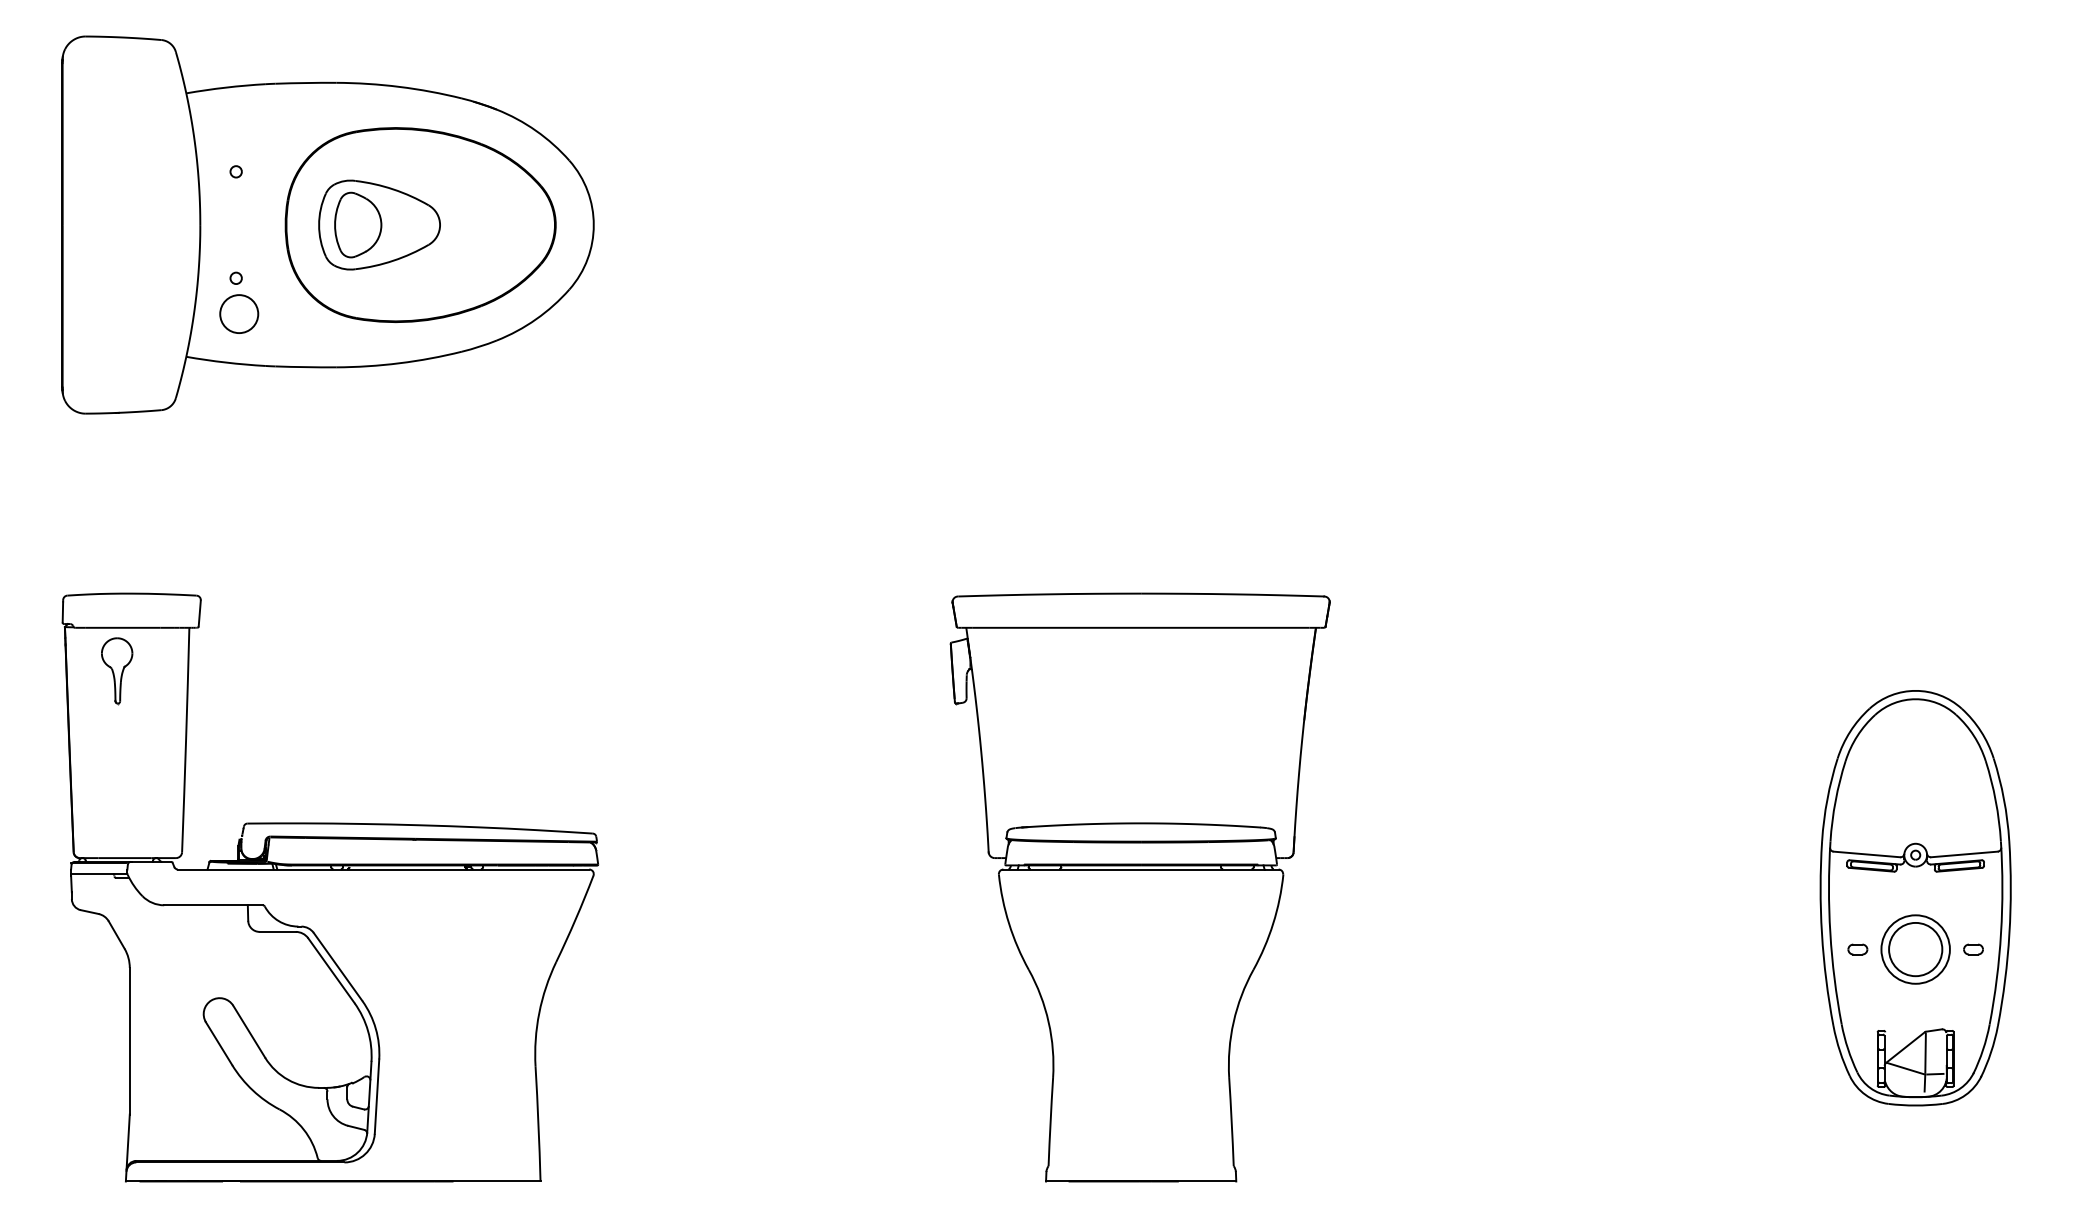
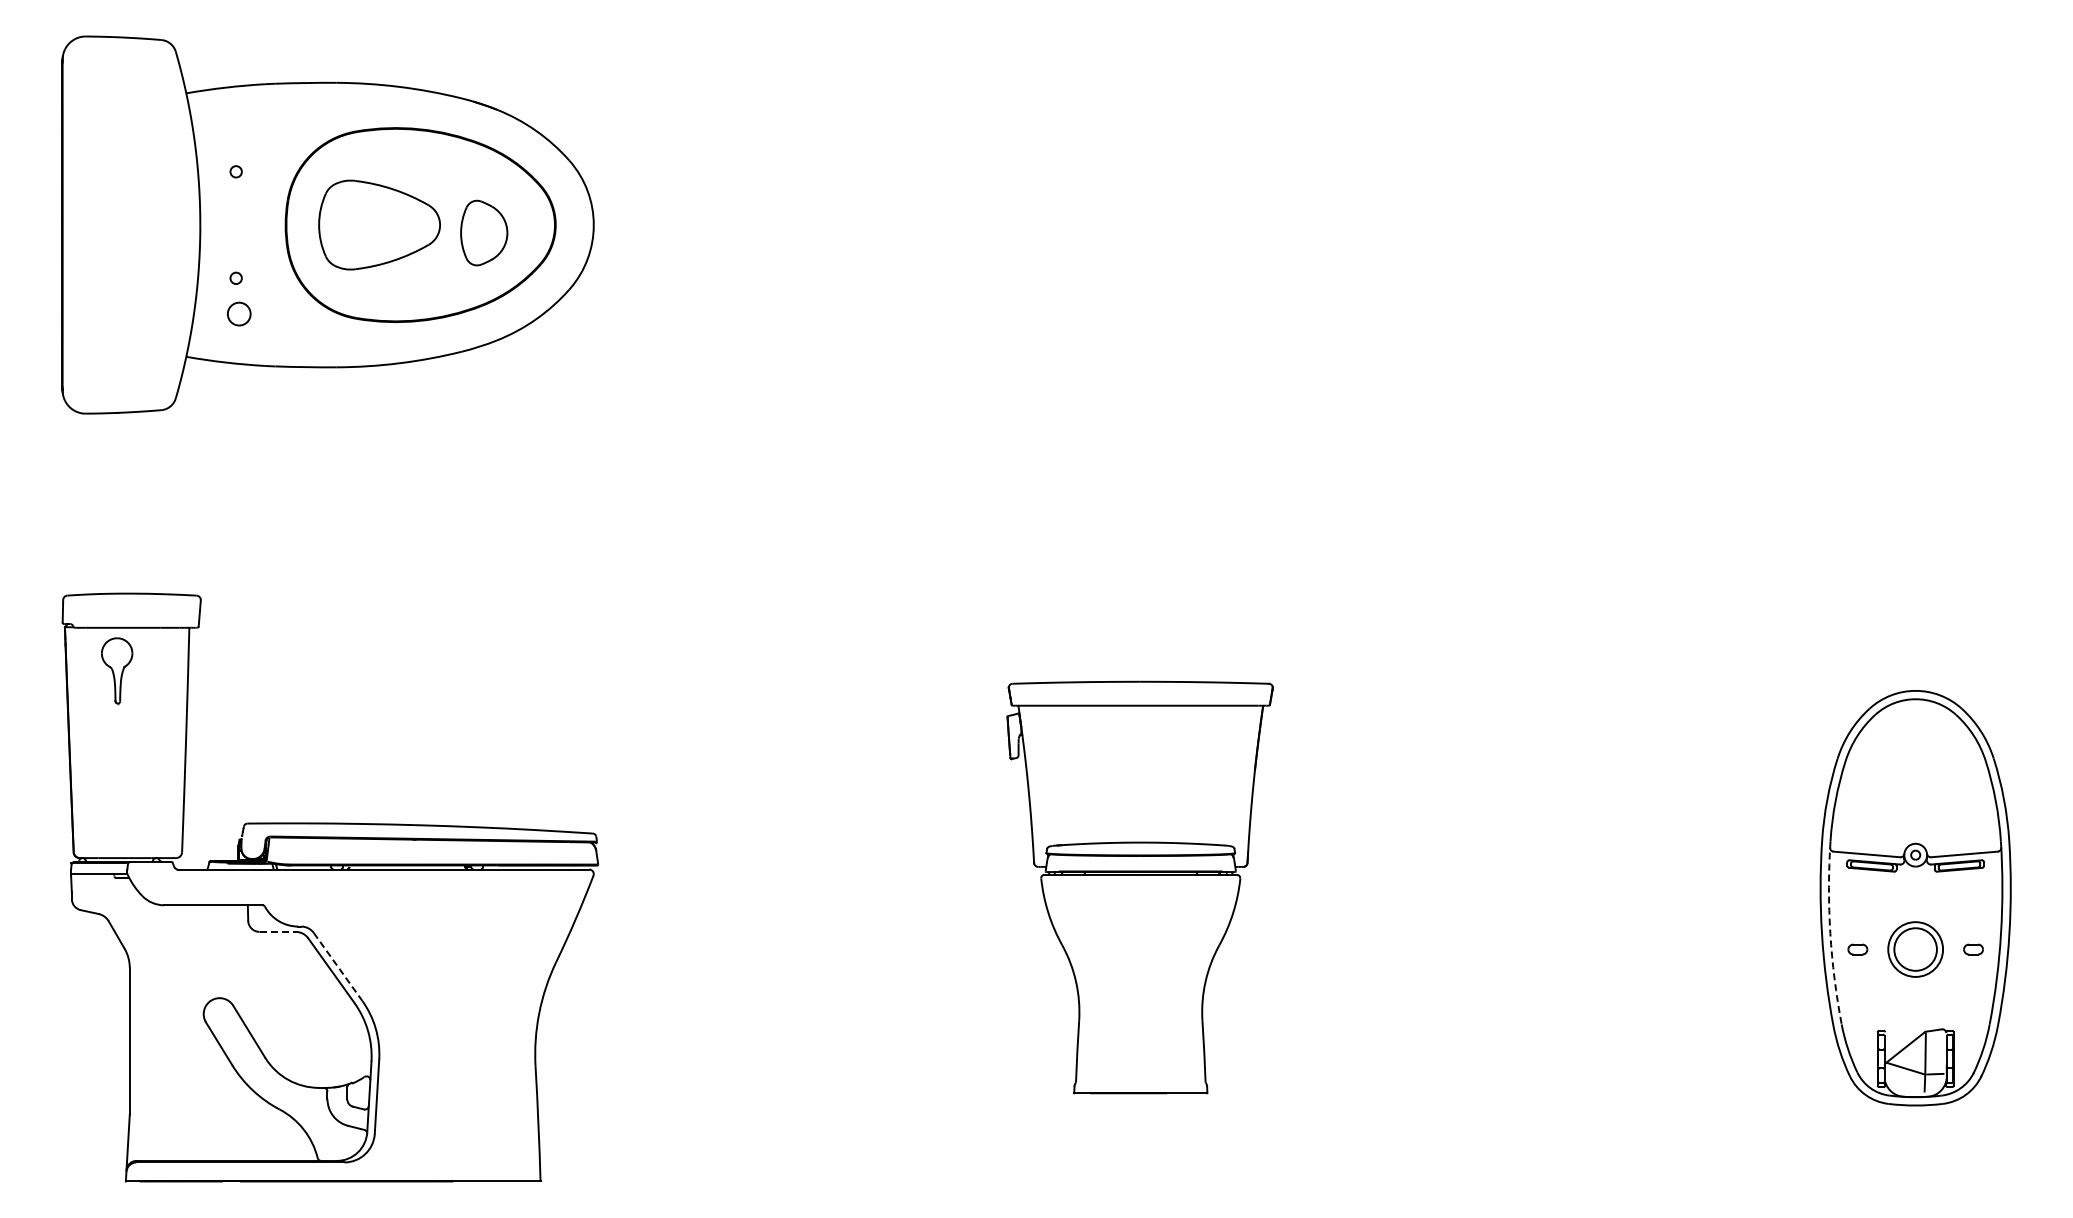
part position: (358, 224) -> (484, 232) (484, 232)
circle diameter: 38 px -> 23 px (238, 313)
part size: 382x591 px -> 268x415 px (1139, 887)
line: solid -> dashed (278, 931)
arc: solid -> dashed (1830, 933)
part size: 71x71 px -> 57x57 px (1915, 949)
line: solid -> dashed (338, 966)
